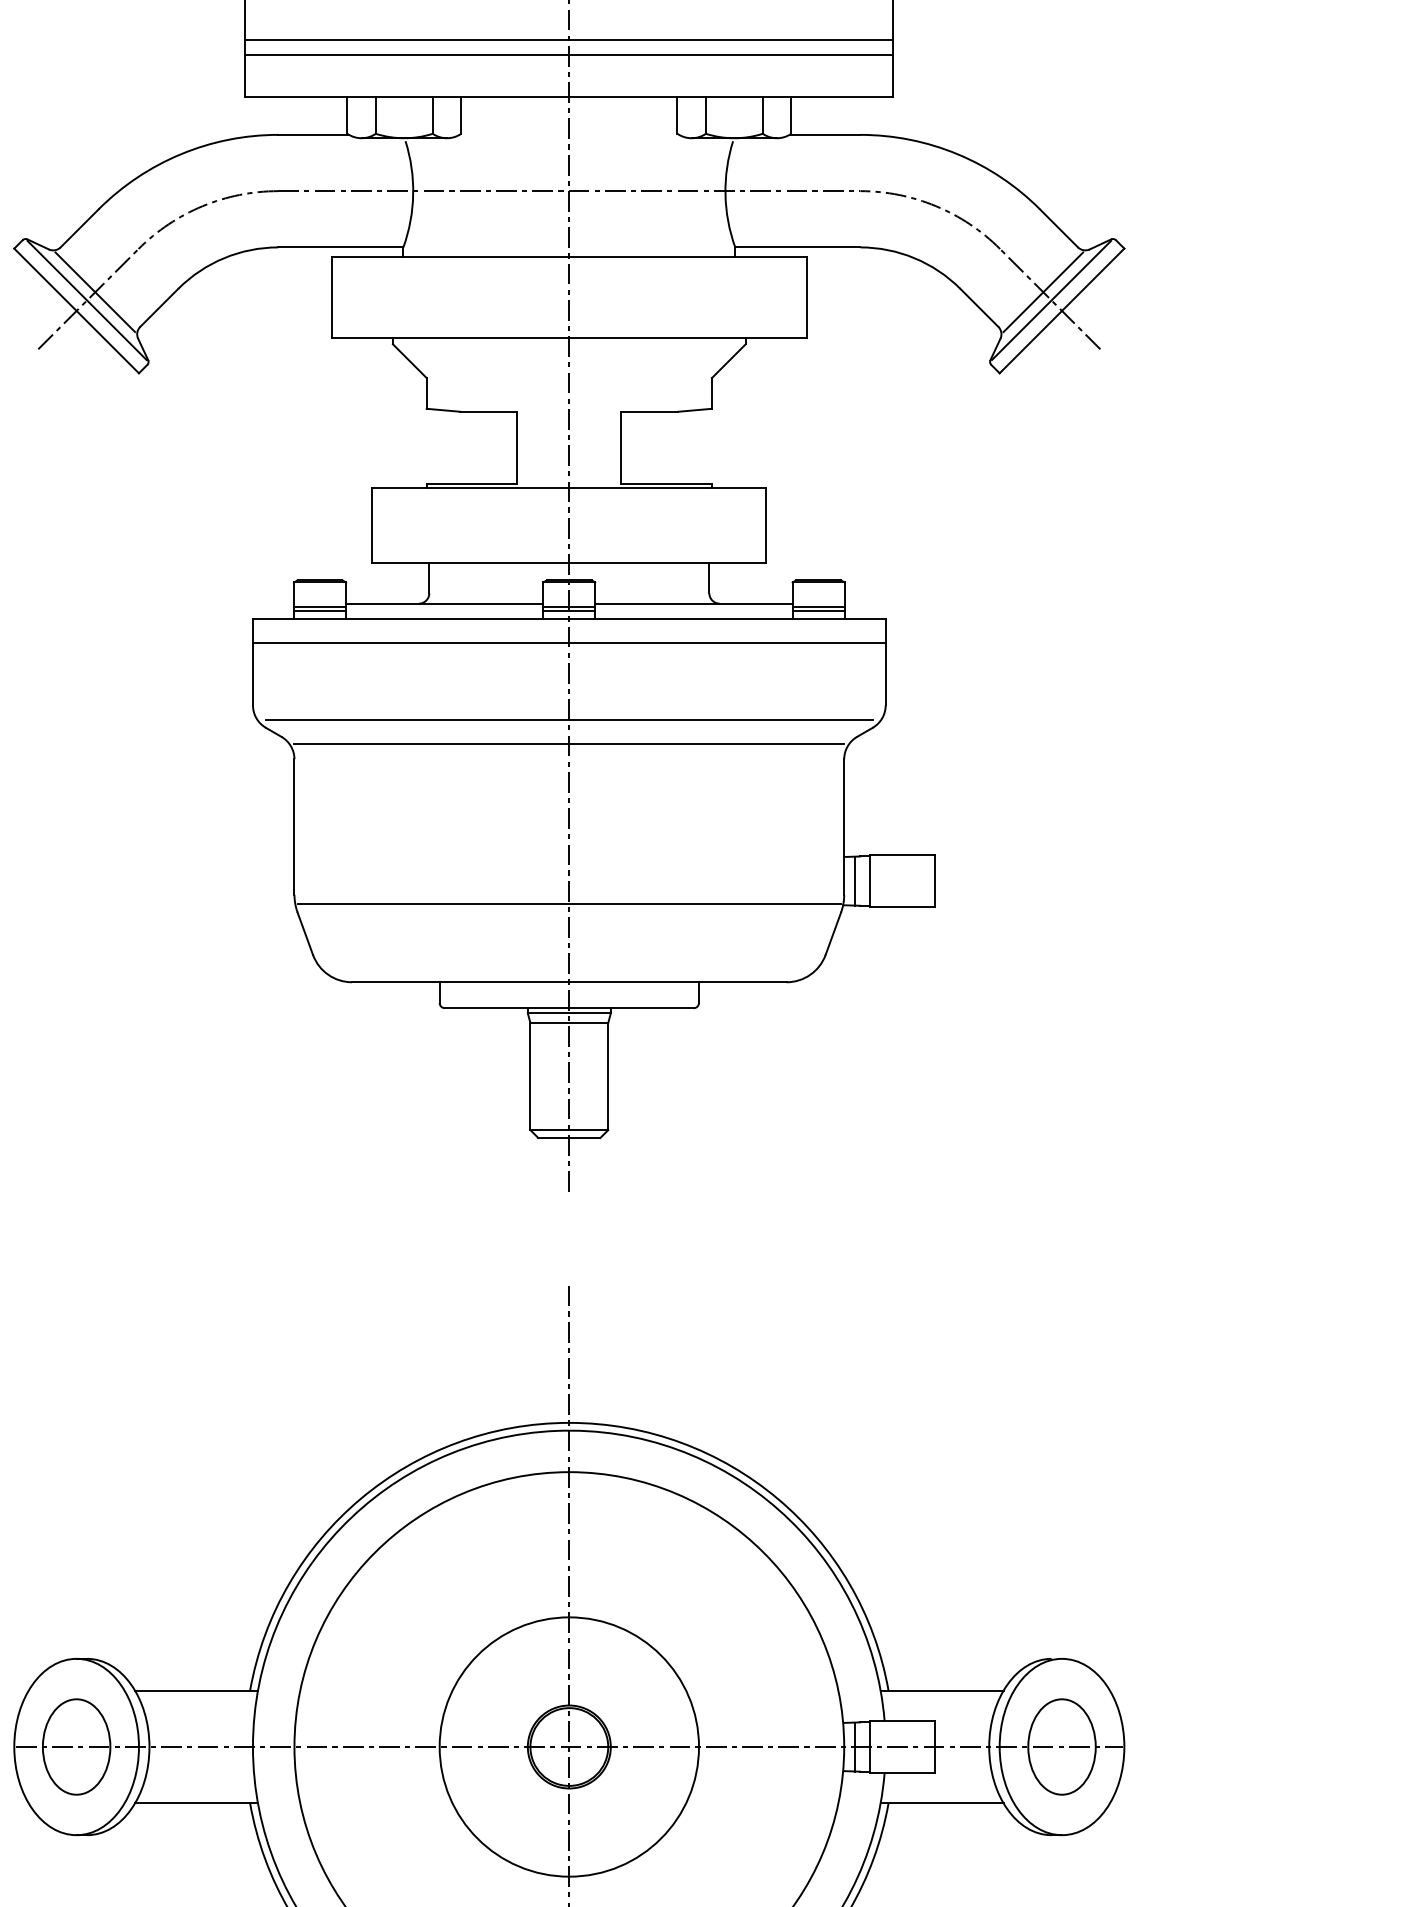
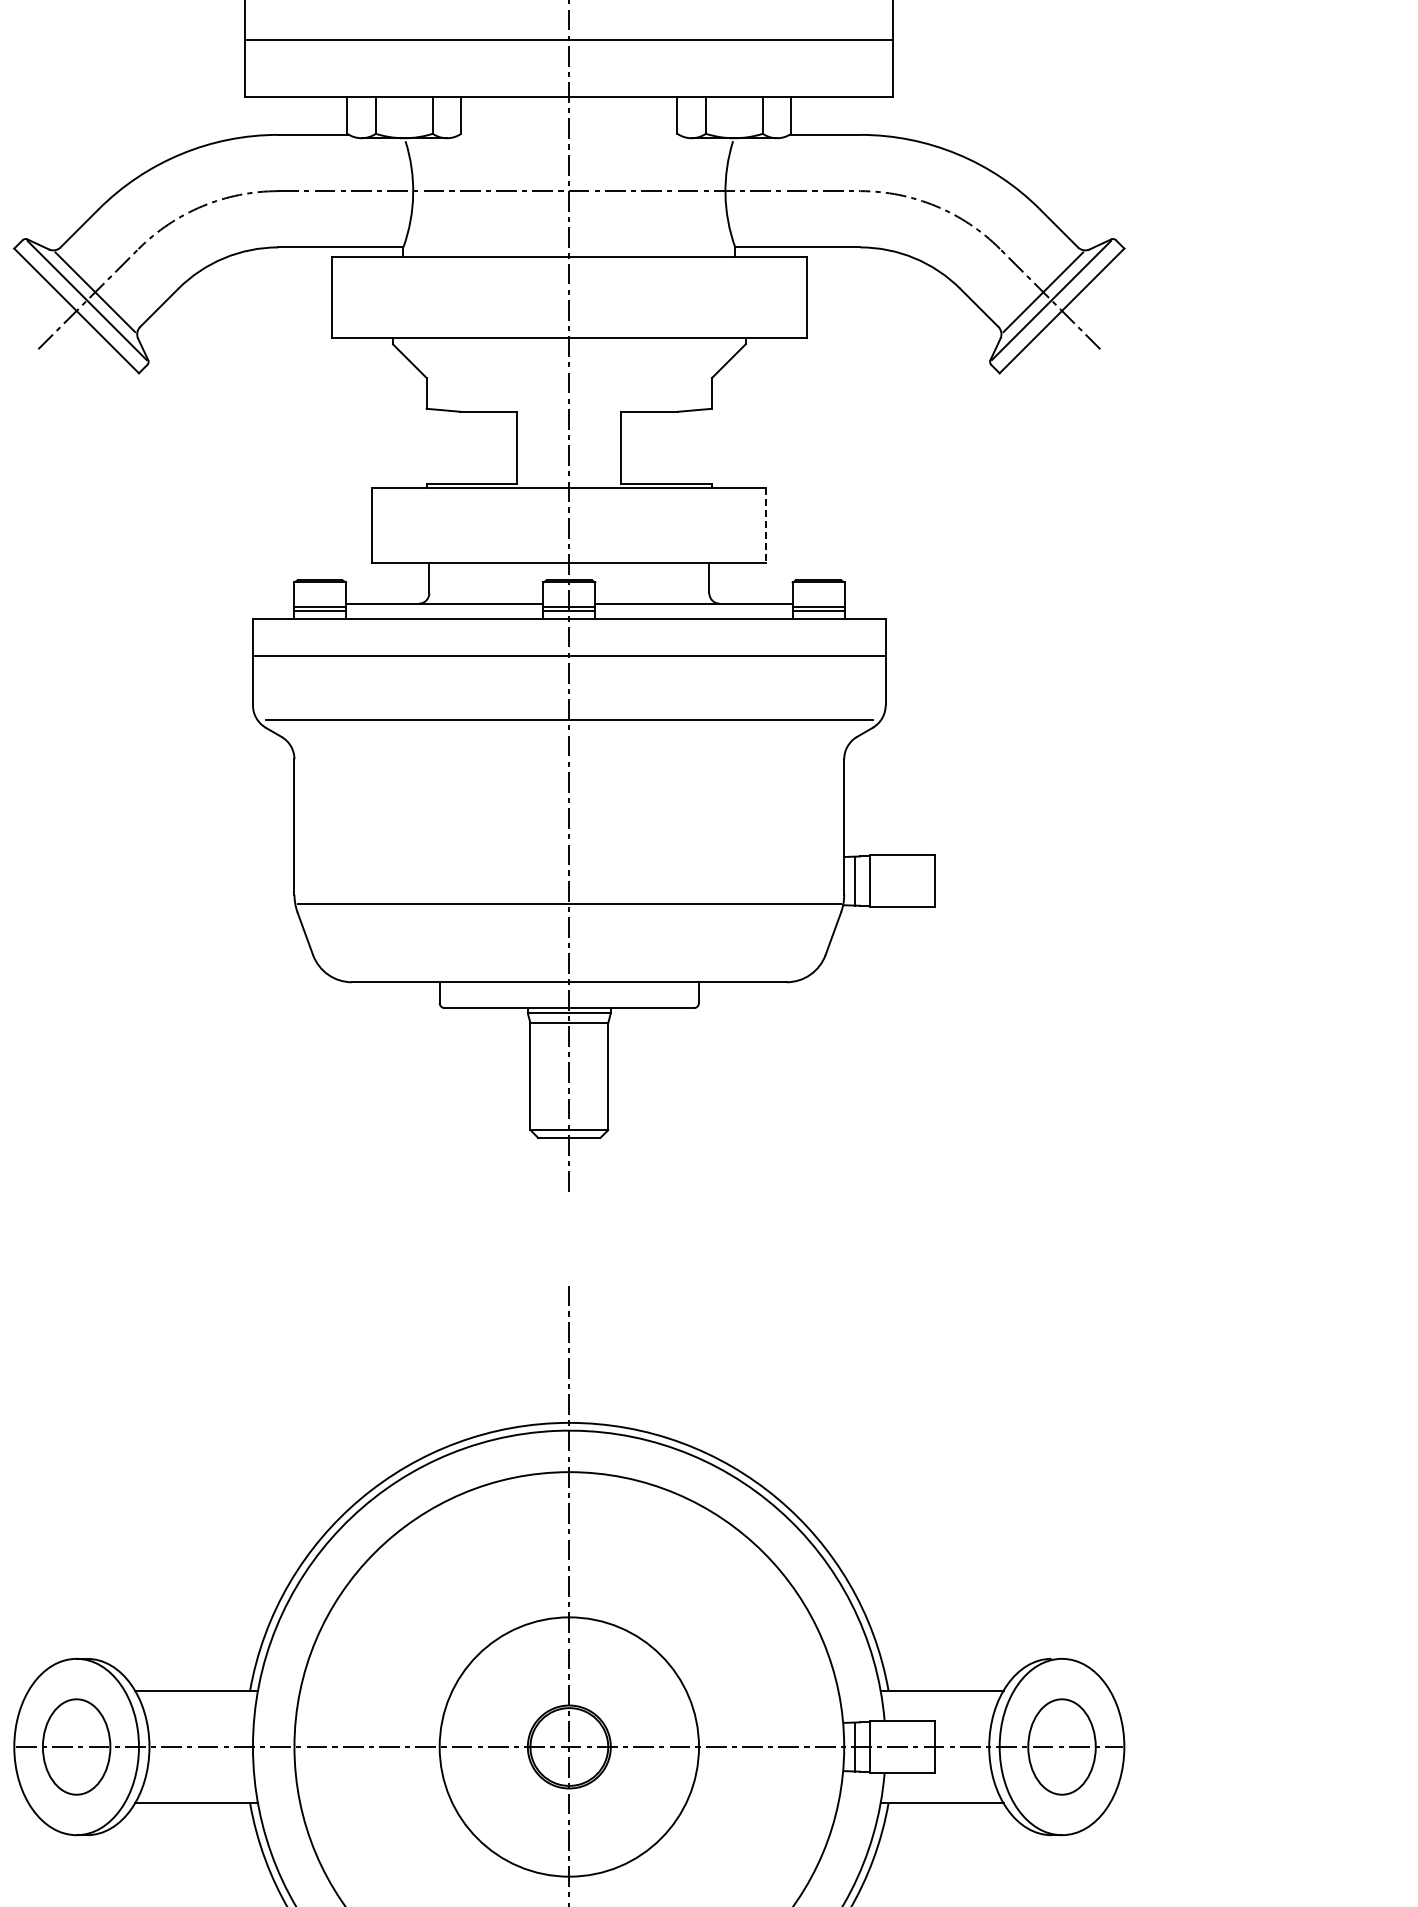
line: present -> none (569, 55)
line: solid -> dashed (766, 525)
line position: (568, 642) -> (568, 655) (568, 655)
line: present -> none (569, 744)
